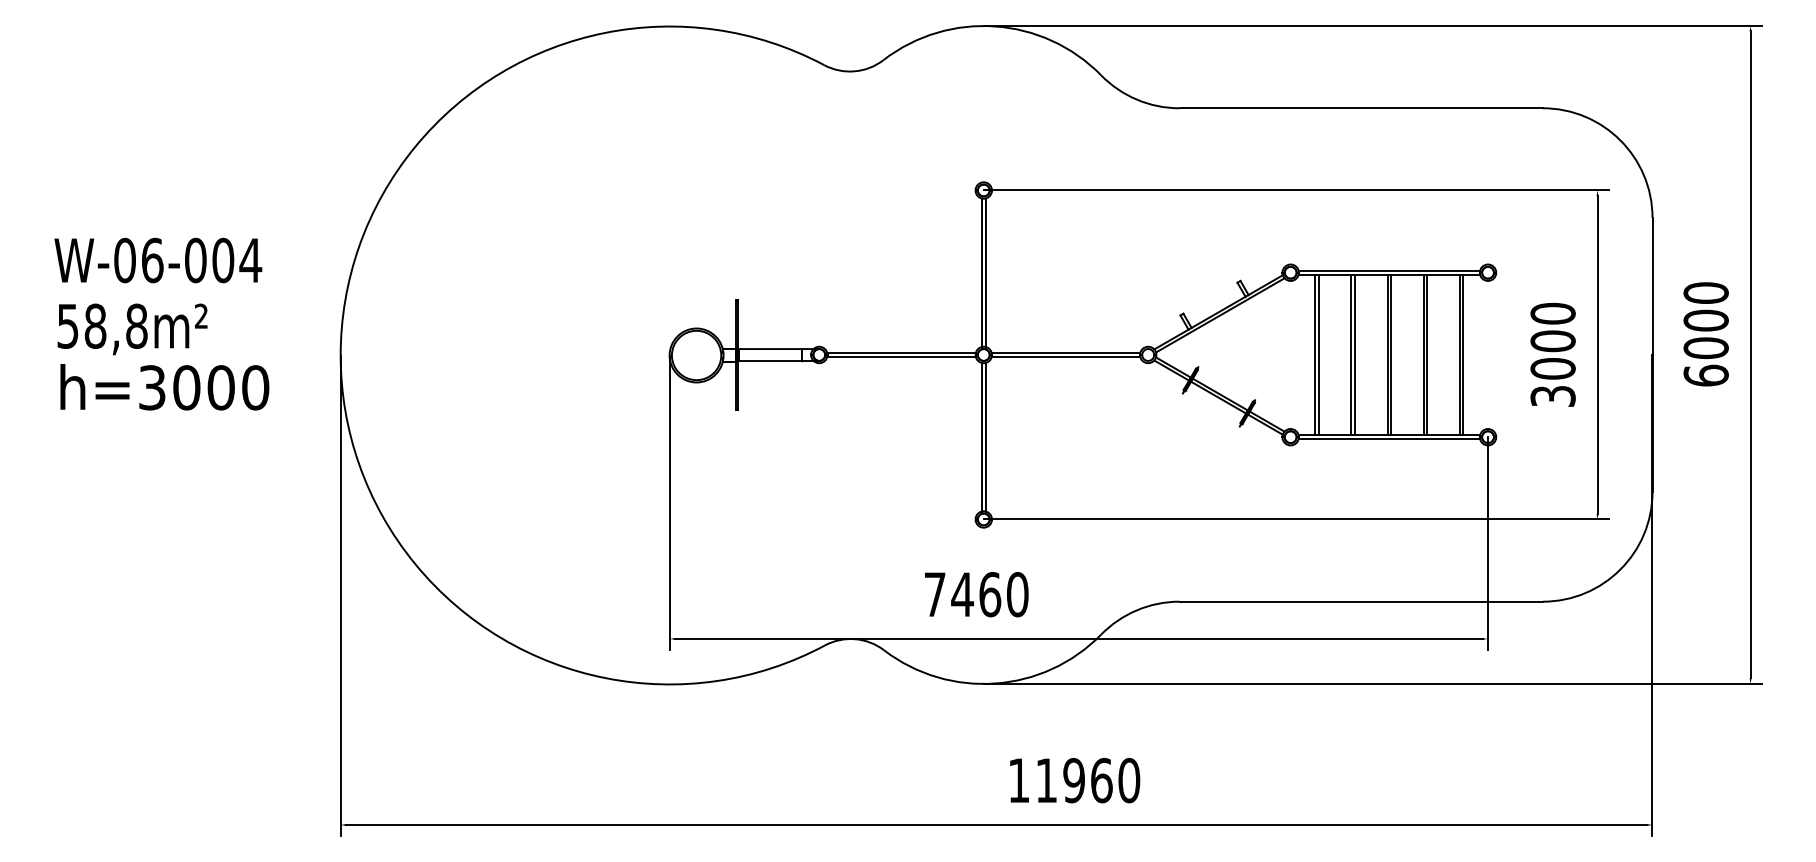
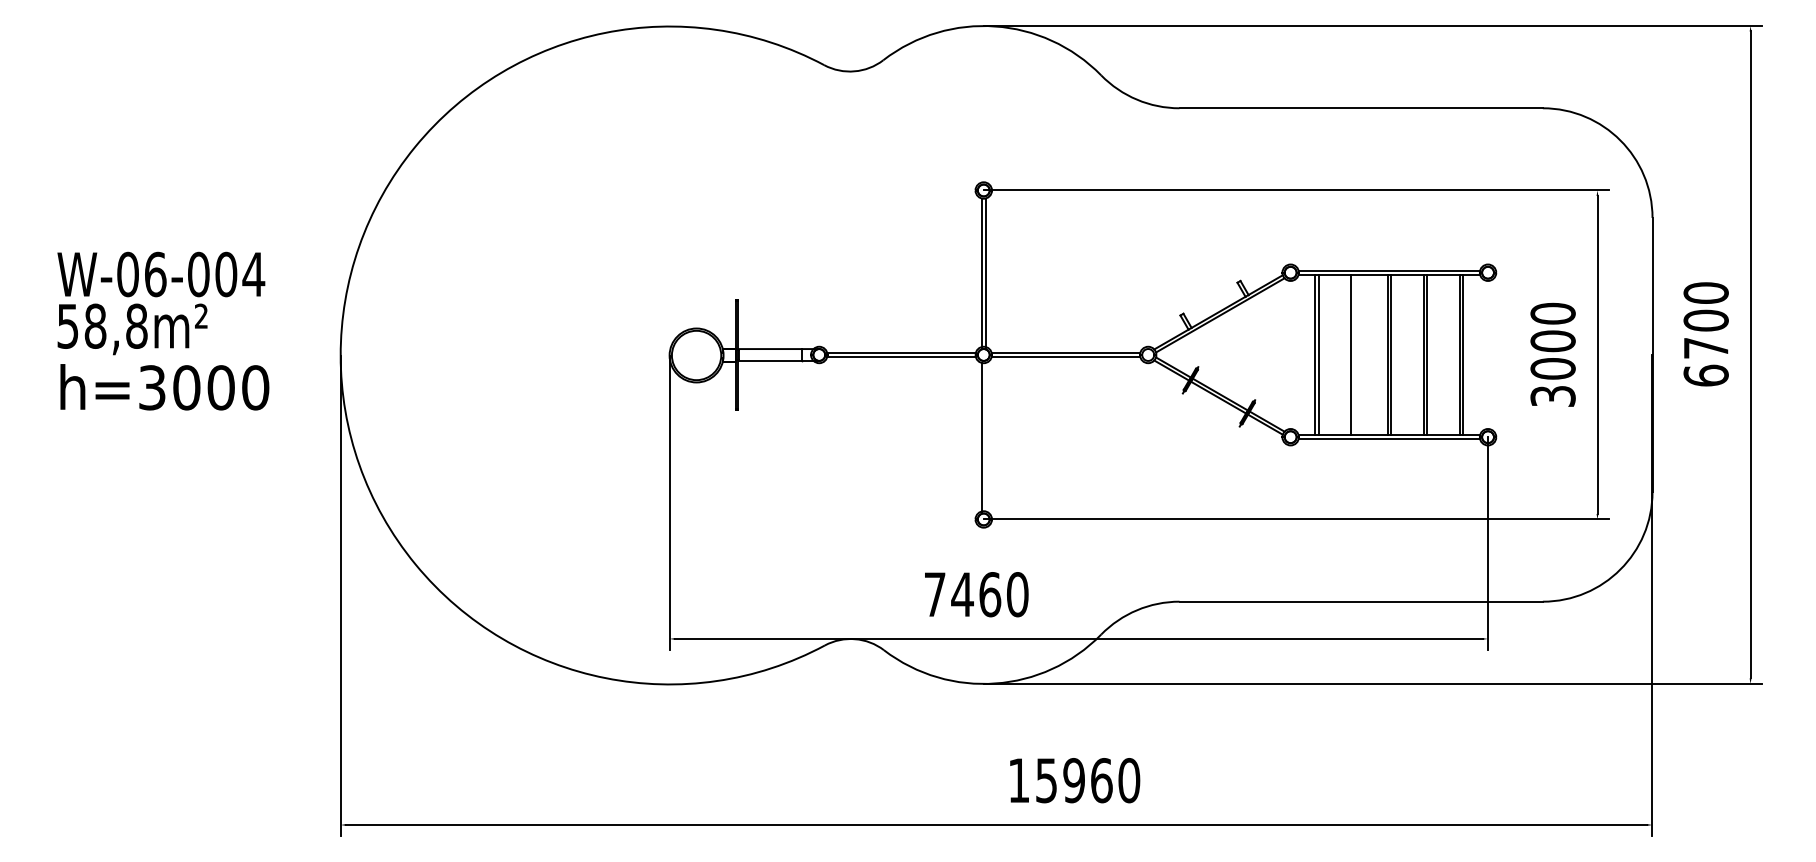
text position: (158, 260) -> (161, 274) (161, 274)
text: 6000 -> 6700 (1705, 348)
line: present -> none (1354, 354)
line: present -> none (985, 438)
text: 11960 -> 15960 (1046, 780)
